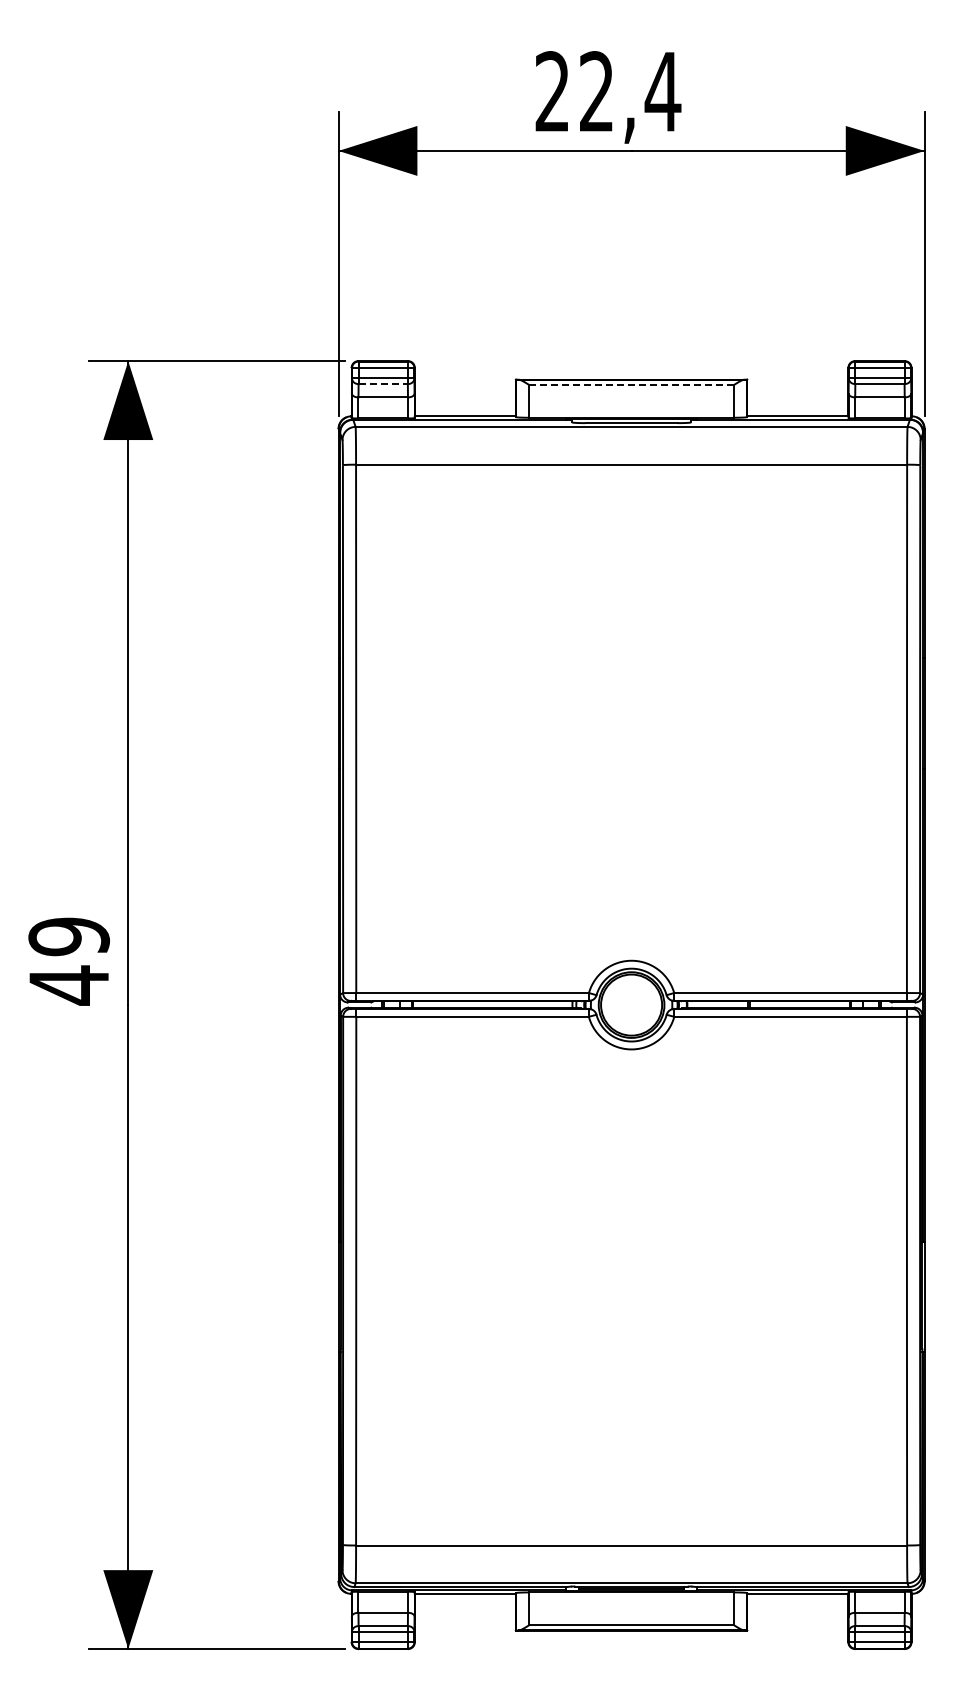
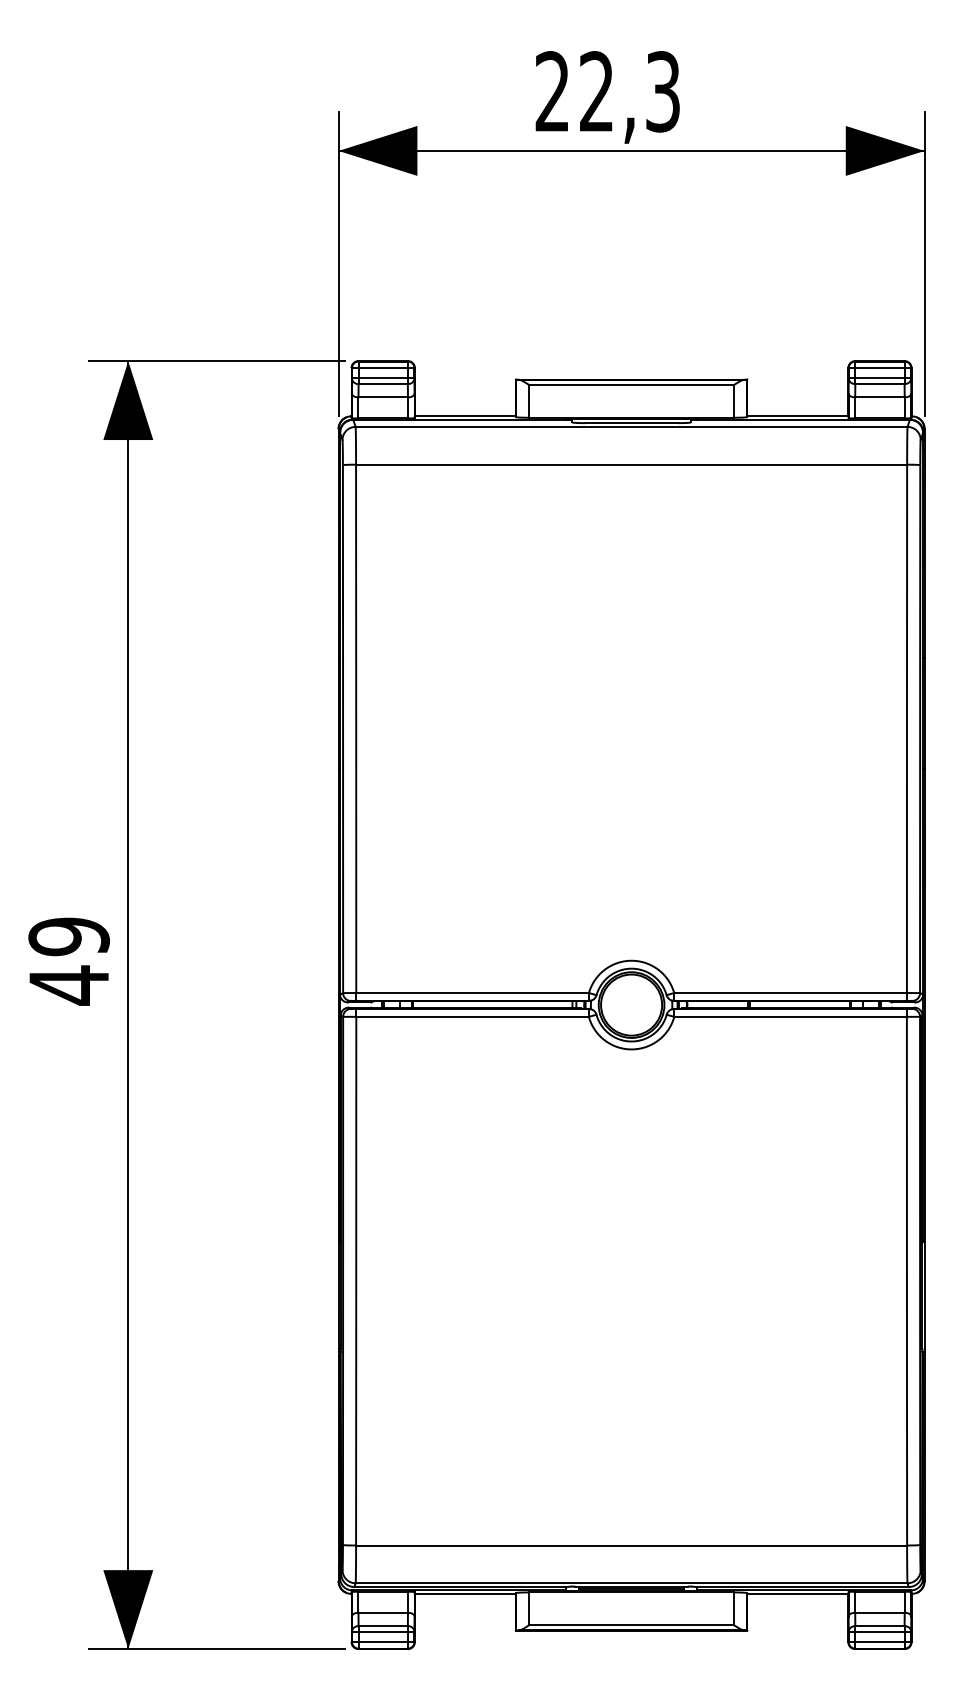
text: 22,4 -> 22,3 (662, 91)
line: dashed -> solid (383, 384)
line: dashed -> solid (631, 384)
